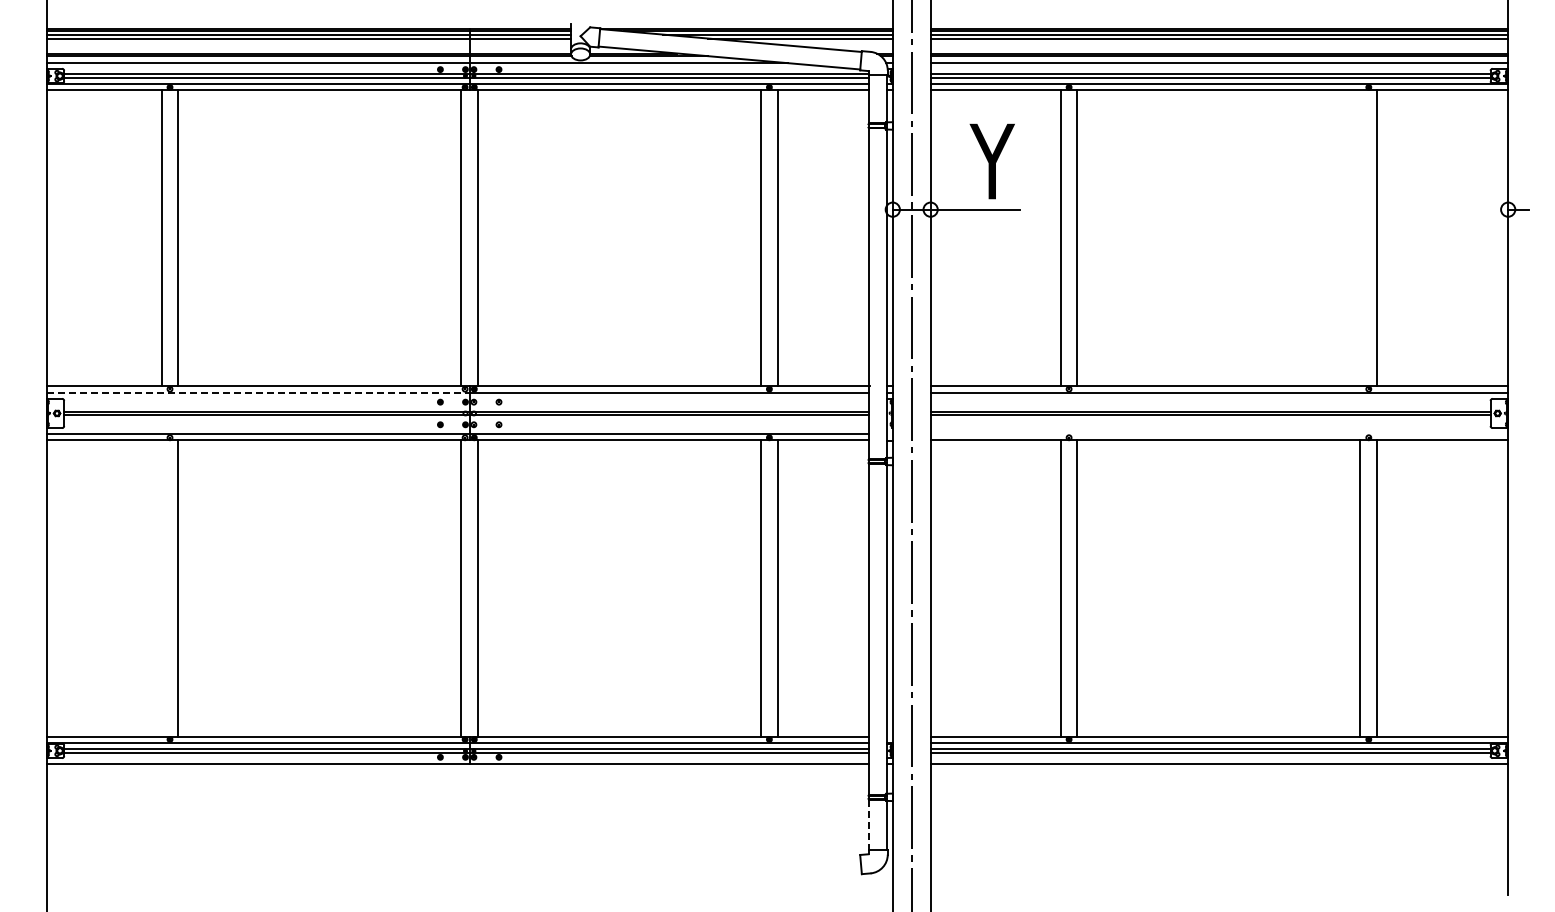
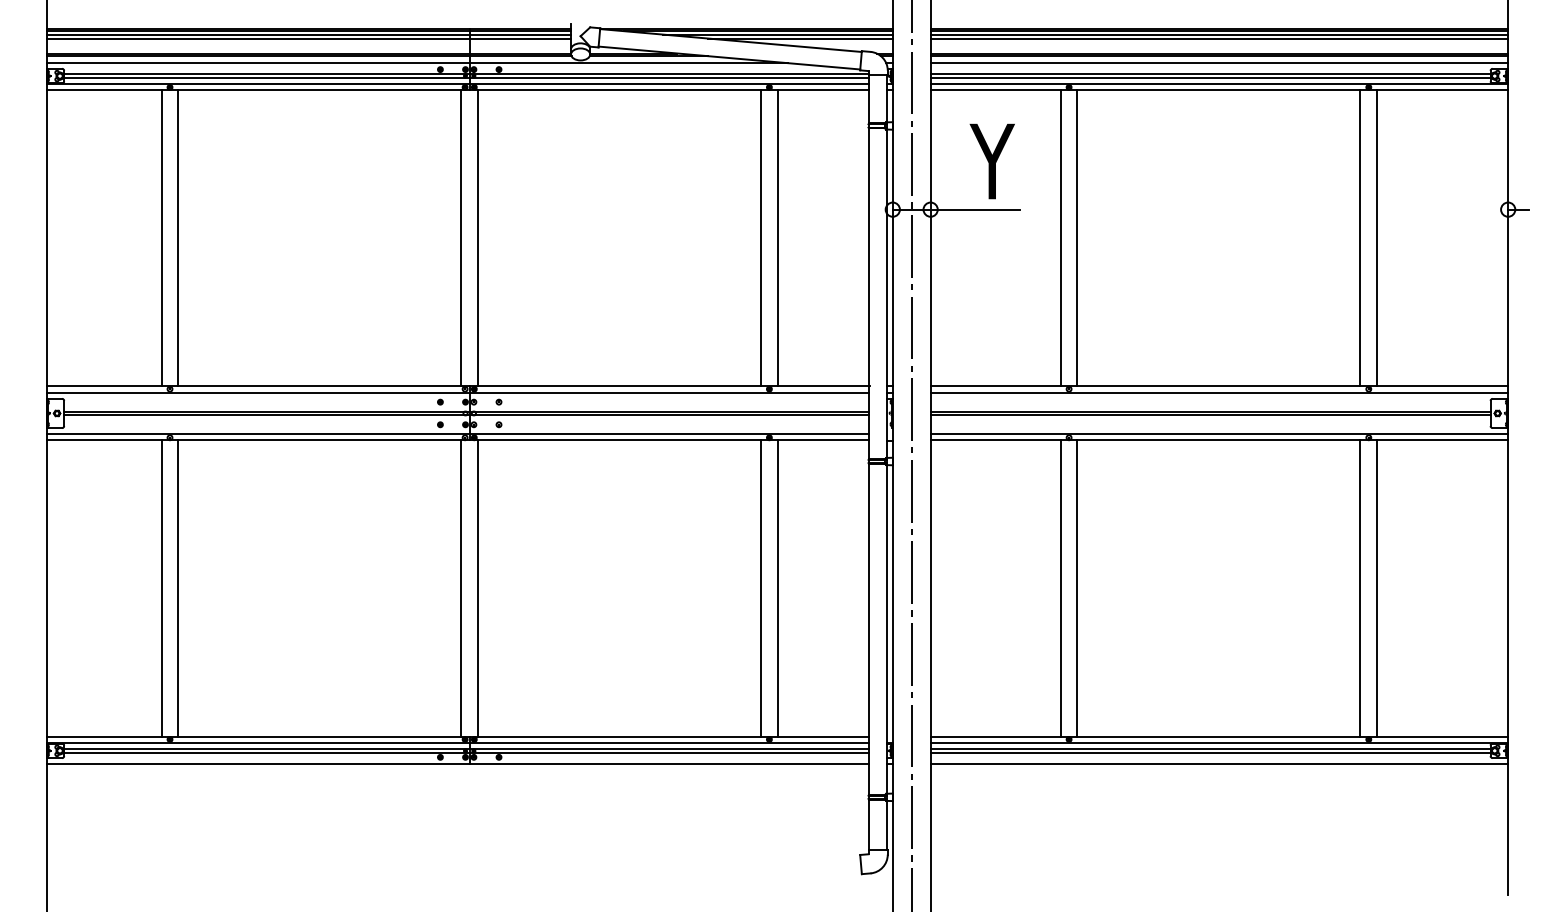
line: none -> present (1360, 238)
line: dashed -> solid (258, 392)
line: none -> present (1219, 433)
line: none -> present (161, 588)
line: dashed -> solid (869, 825)
